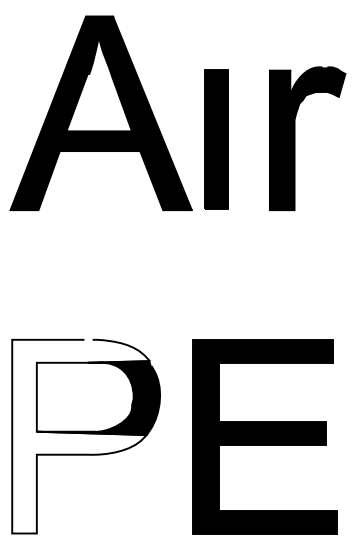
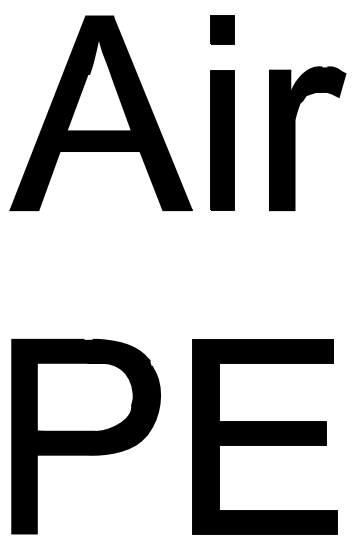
part: none -> present (222, 29)
part position: (216, 139) -> (222, 140) (222, 140)
fill: none -> present (81, 436)
